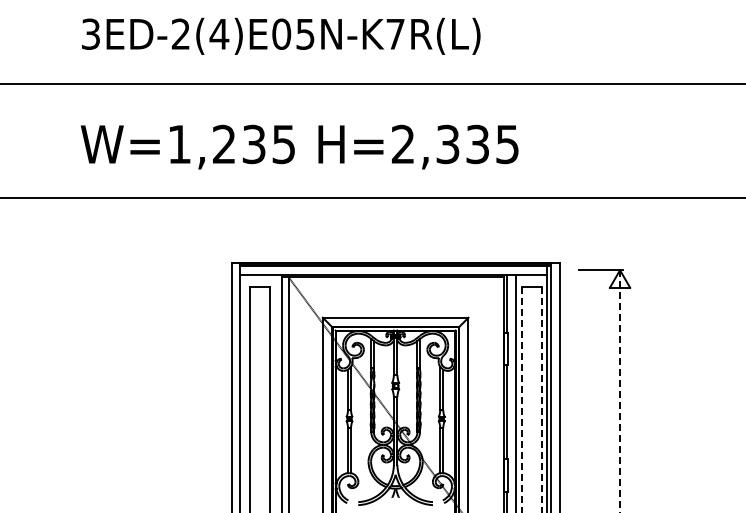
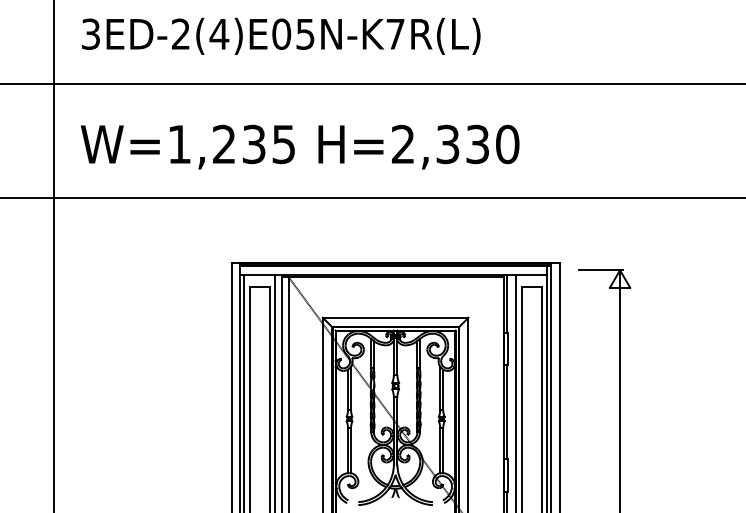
text: H=2,335 -> H=2,330 (507, 144)
line: none -> present (53, 255)
line: none -> present (244, 392)
line: none -> present (275, 392)
line: dashed -> solid (620, 392)
line: dashed -> solid (521, 399)
line: dashed -> solid (541, 399)
